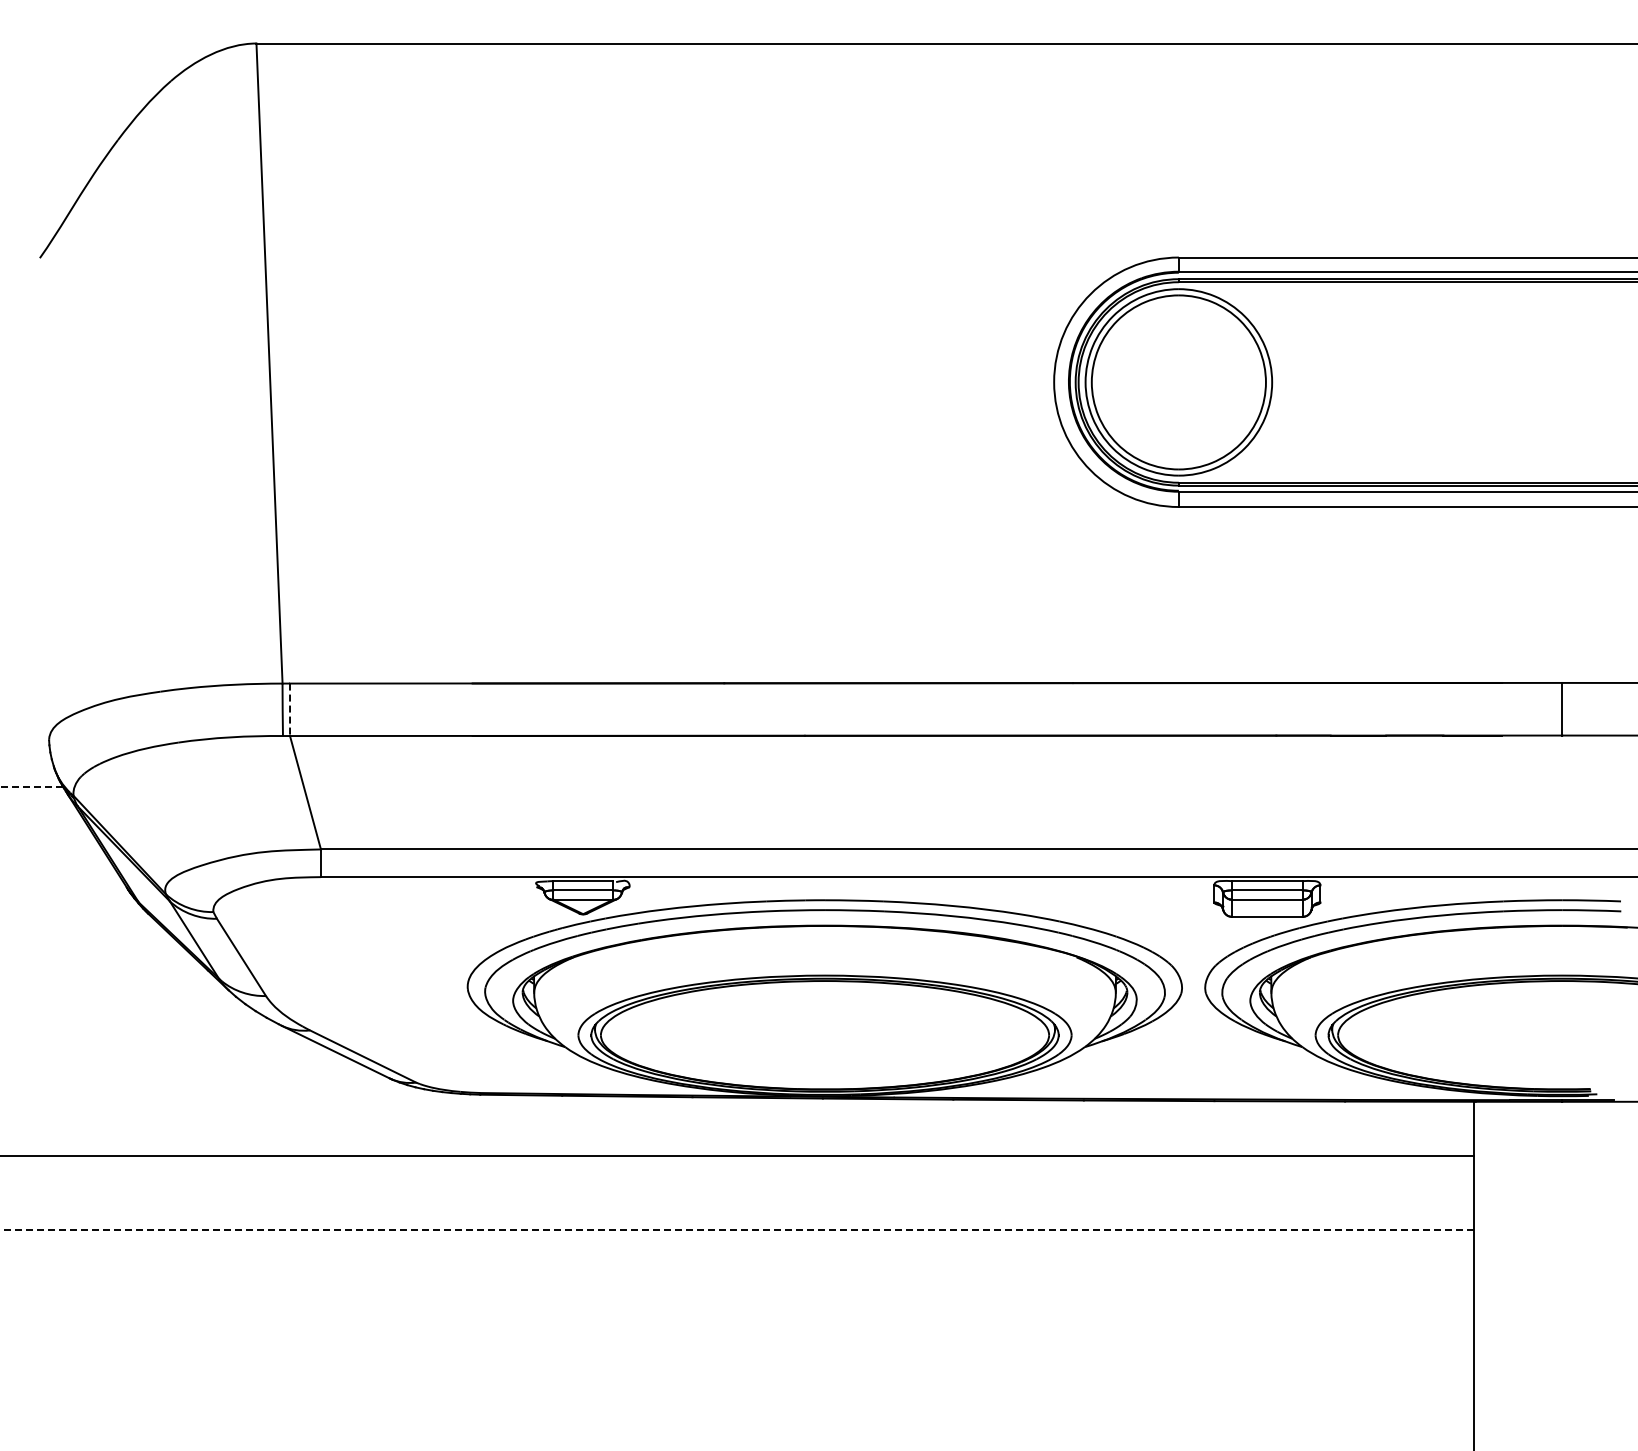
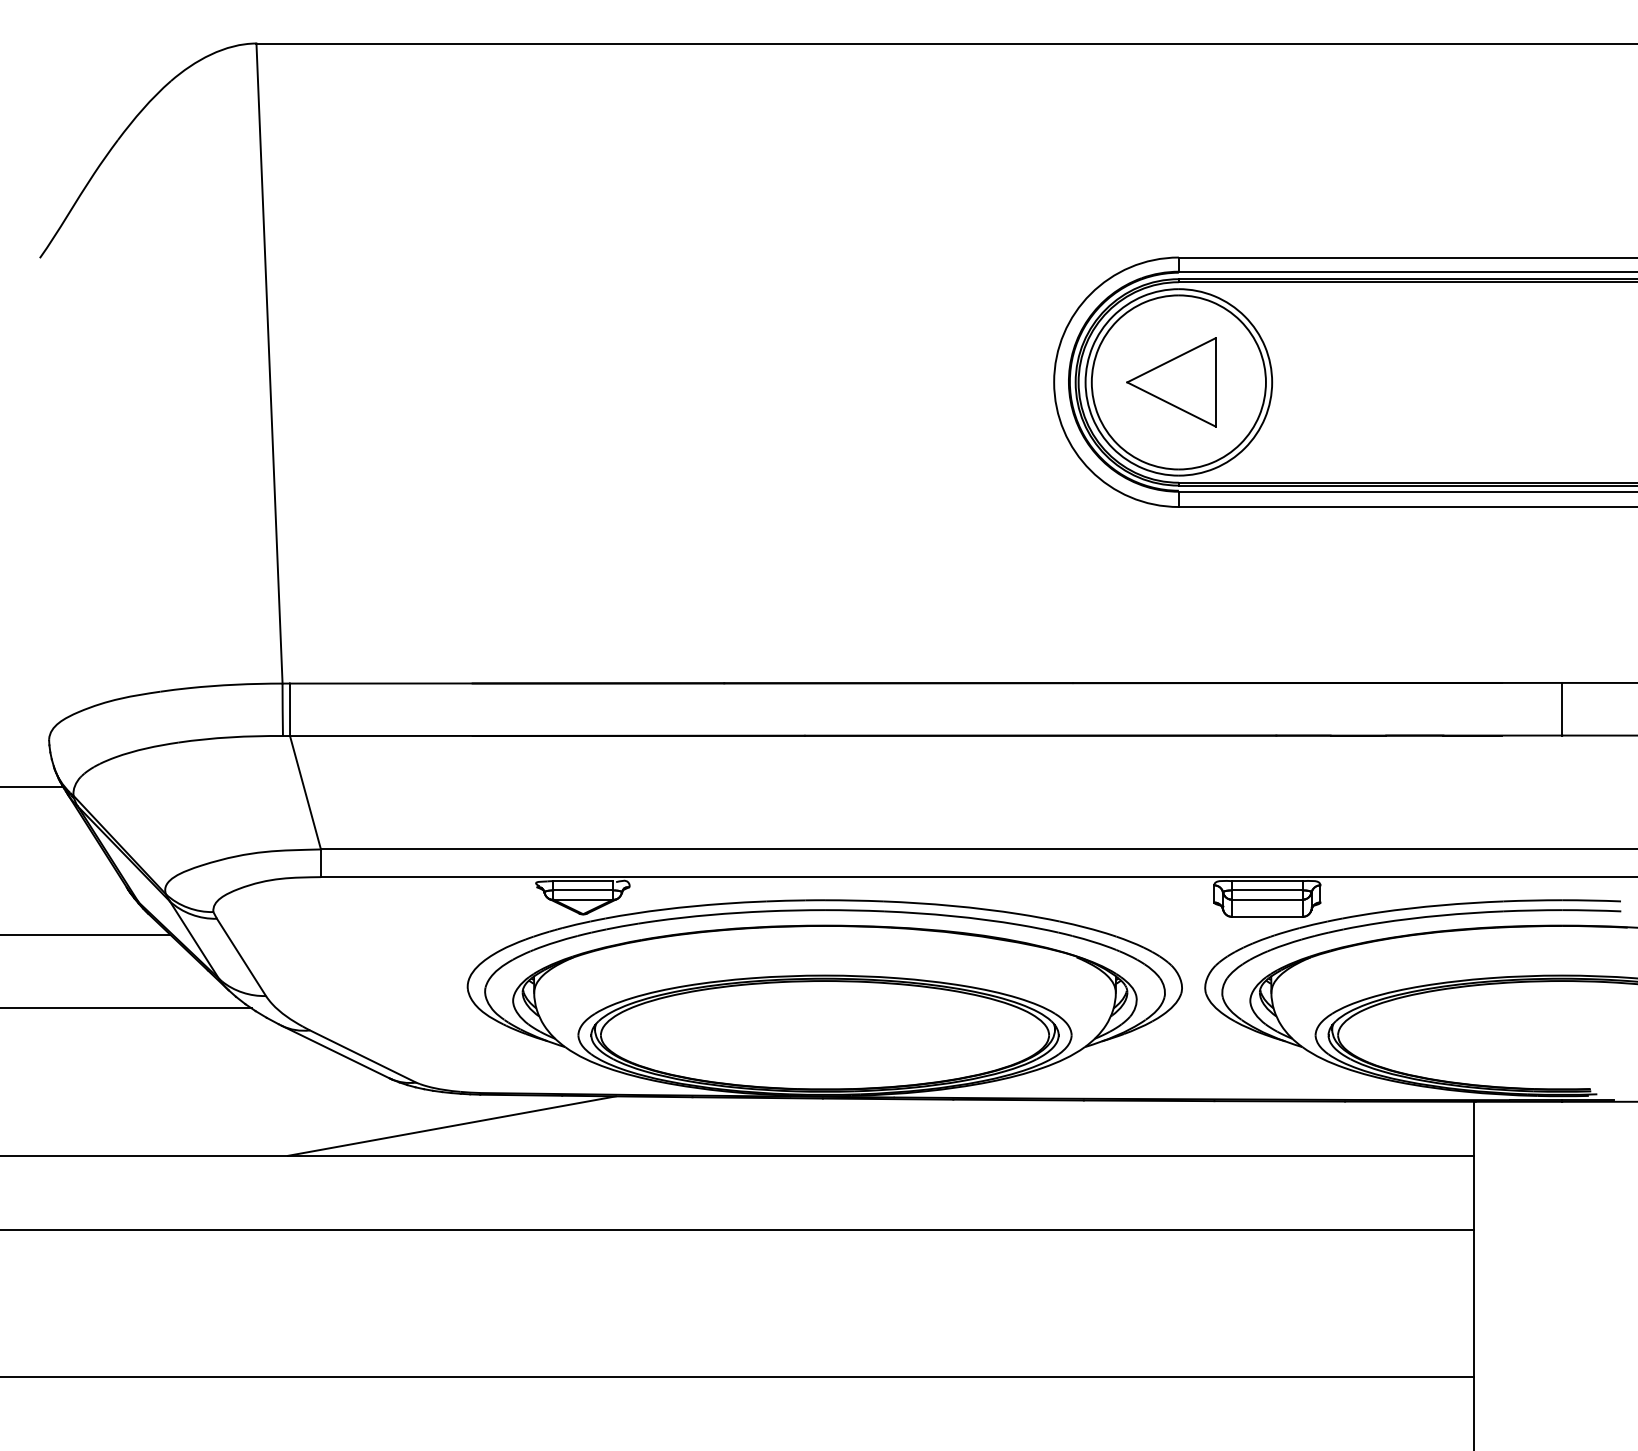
part: none -> present (1171, 382)
line: dashed -> solid (290, 710)
line: dashed -> solid (31, 787)
line: none -> present (86, 934)
line: none -> present (126, 1008)
line: none -> present (451, 1125)
line: dashed -> solid (736, 1229)
line: none -> present (737, 1377)
